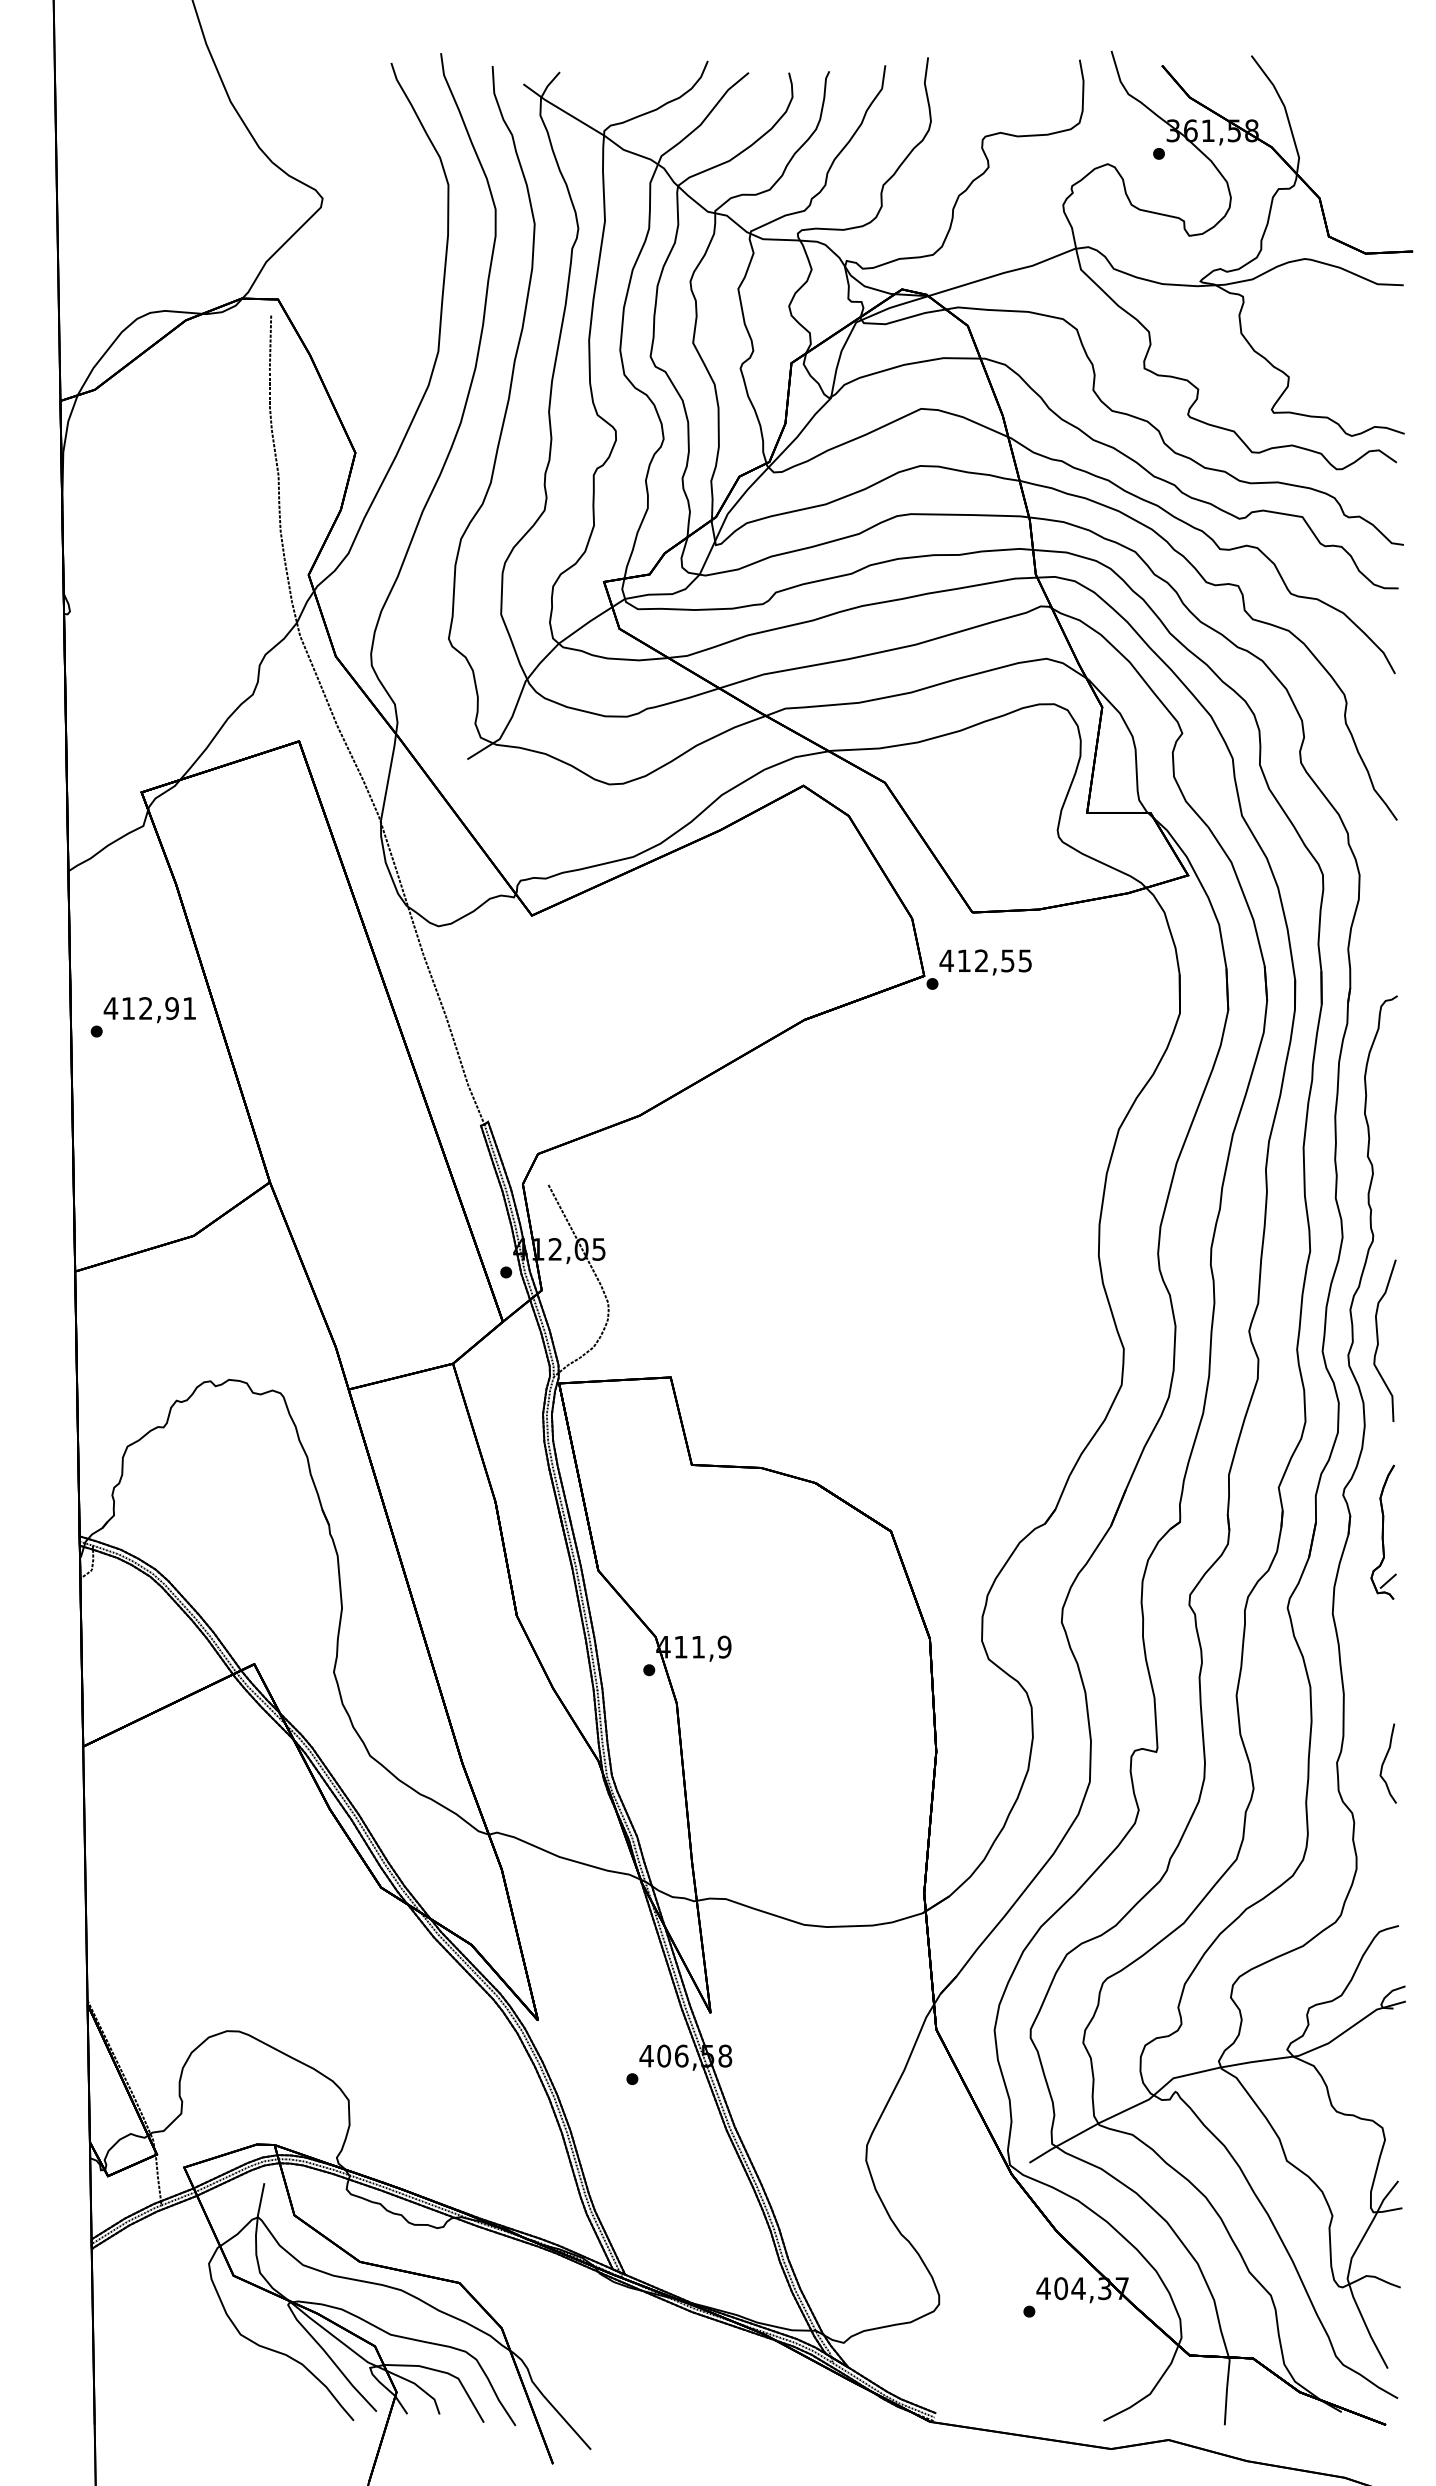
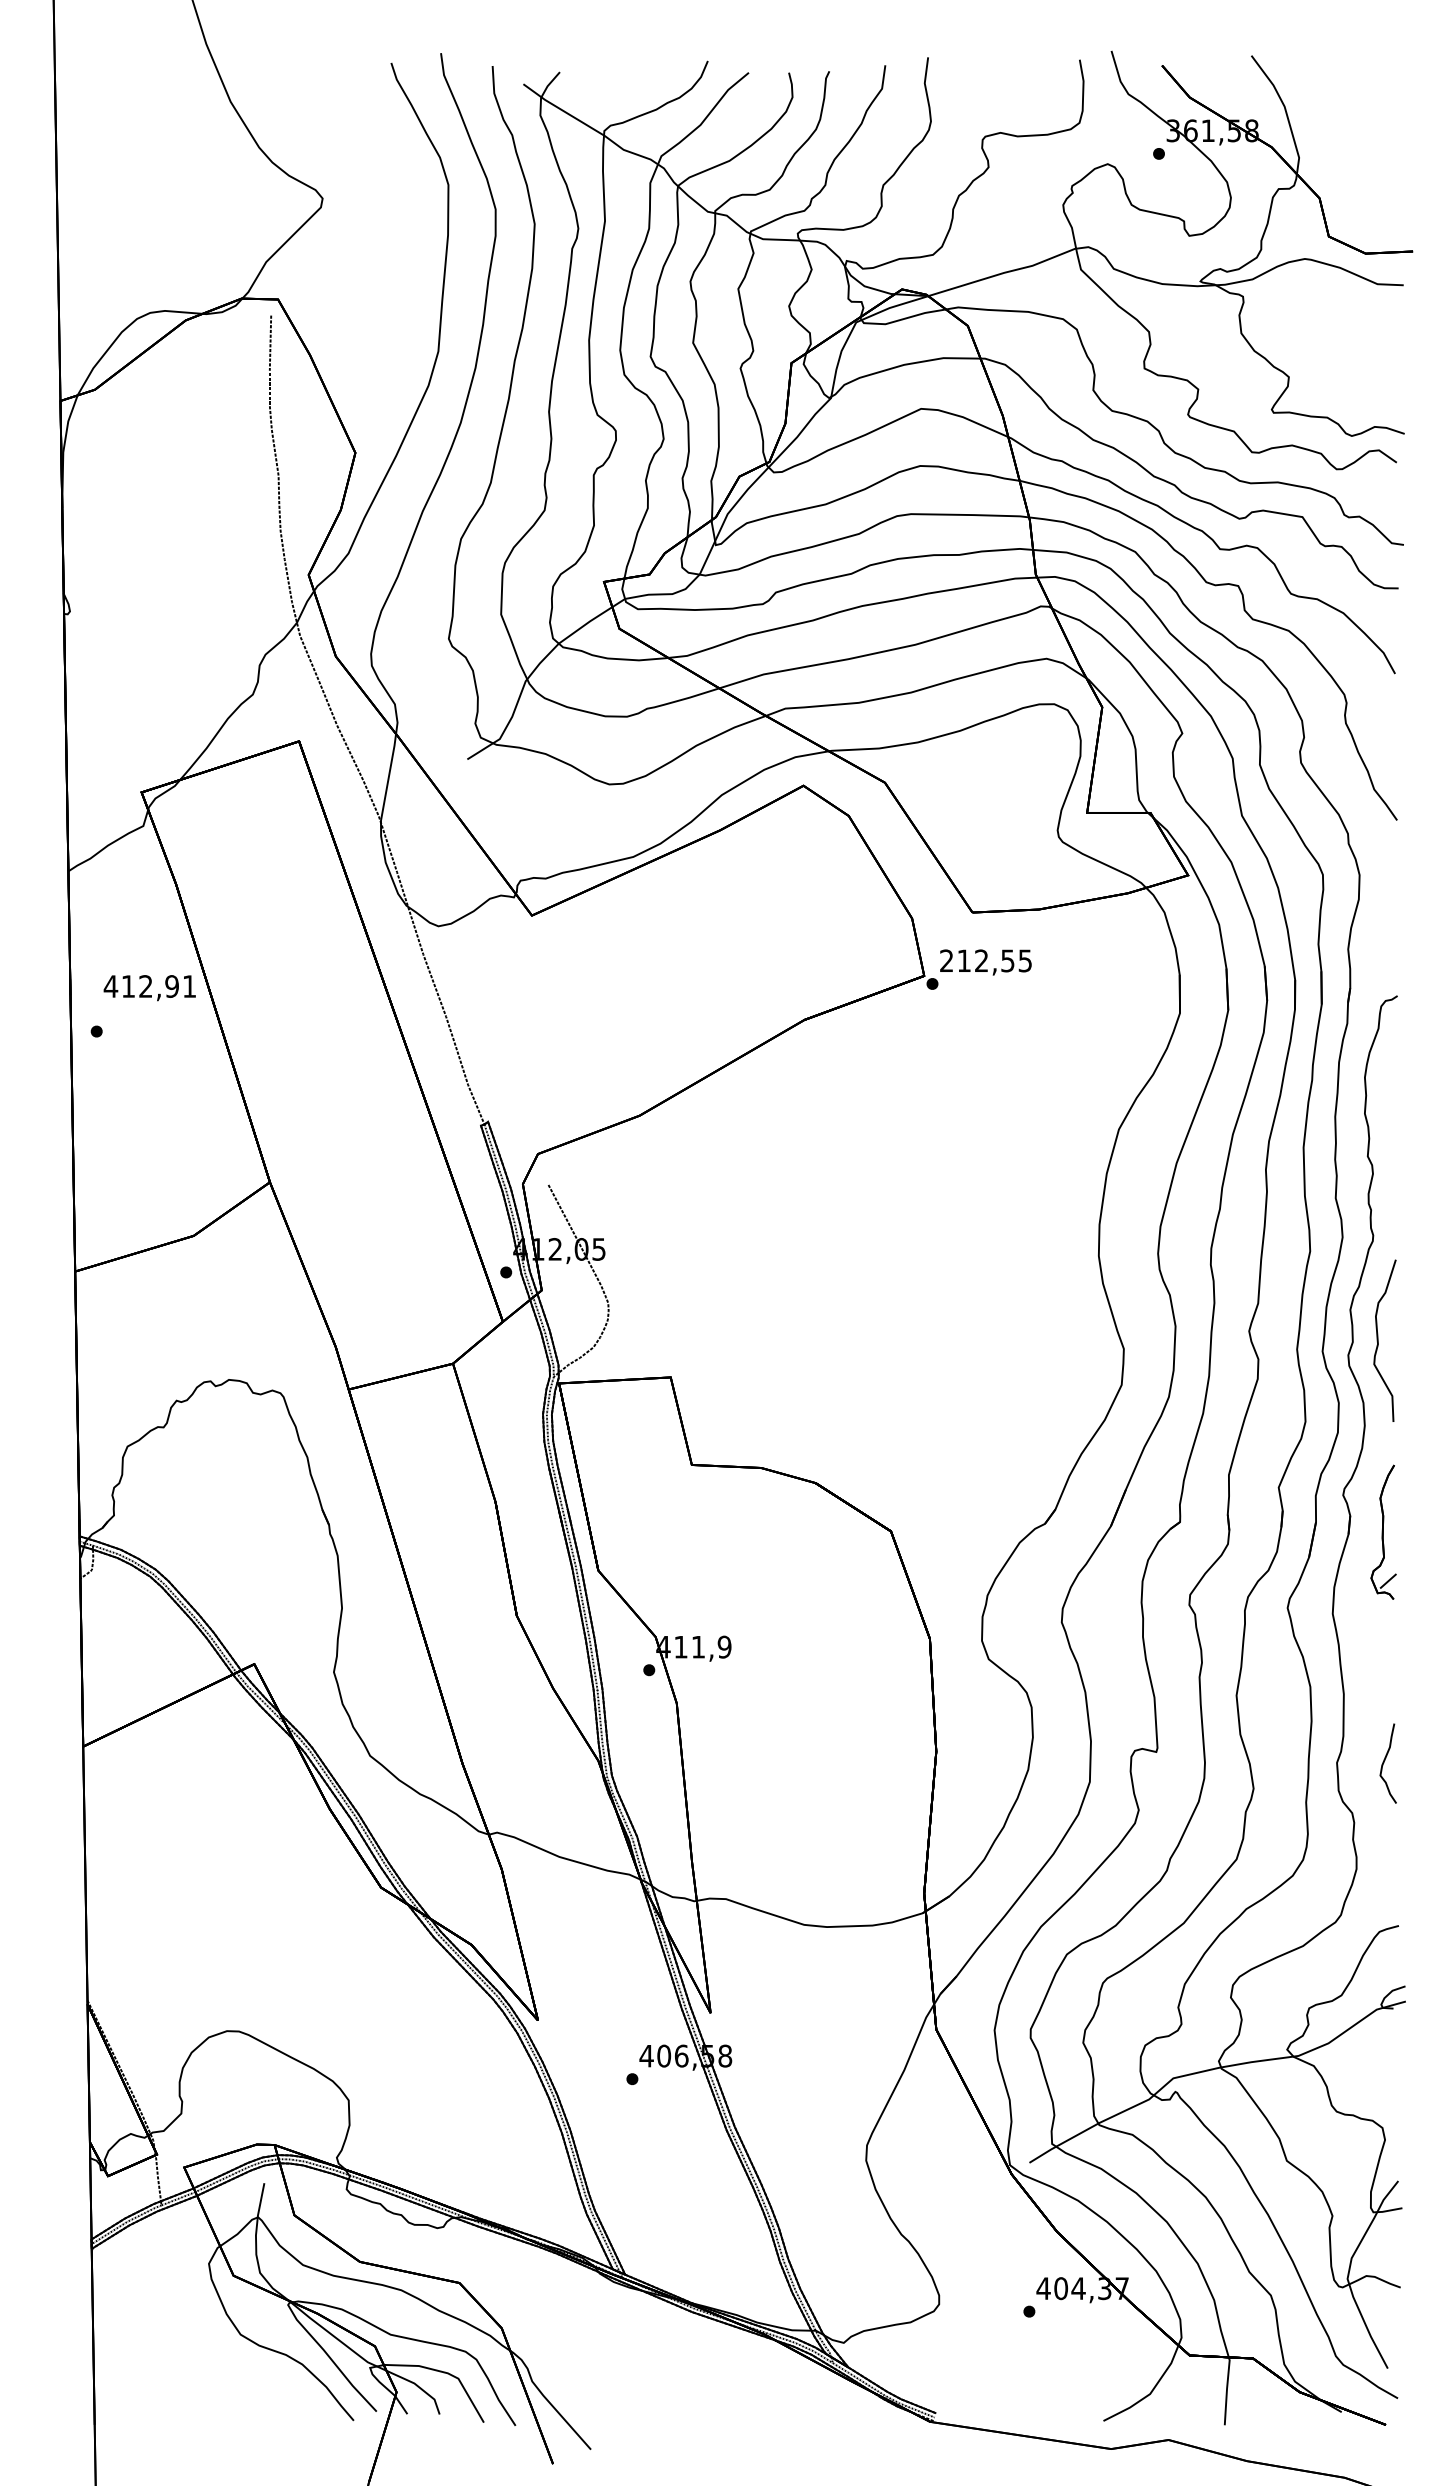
text: 412,55 -> 212,55 (946, 960)
text position: (149, 1010) -> (149, 988) (149, 988)
